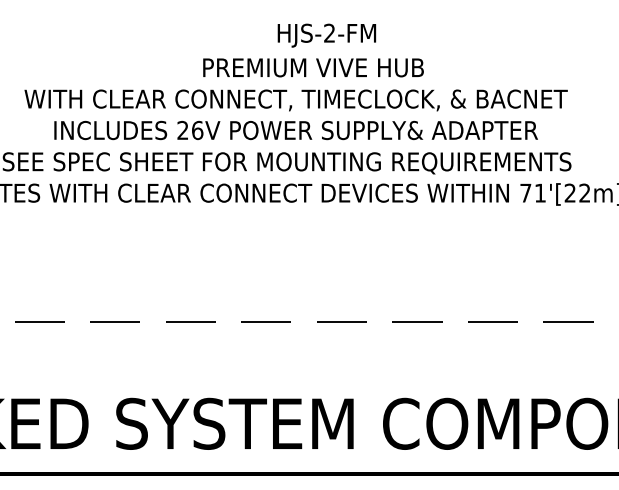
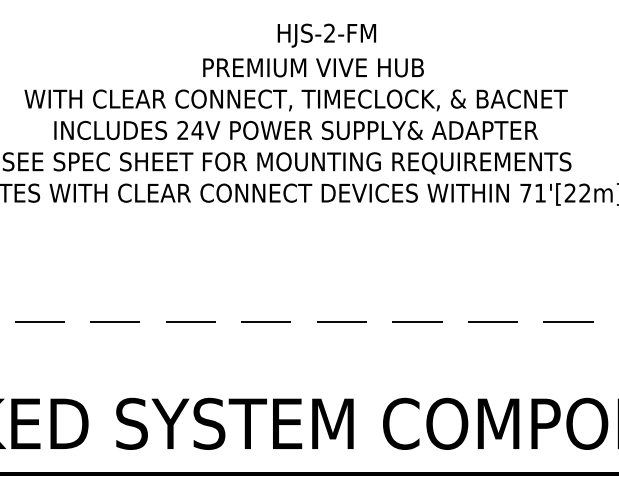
text: 26V -> 24V (197, 130)
